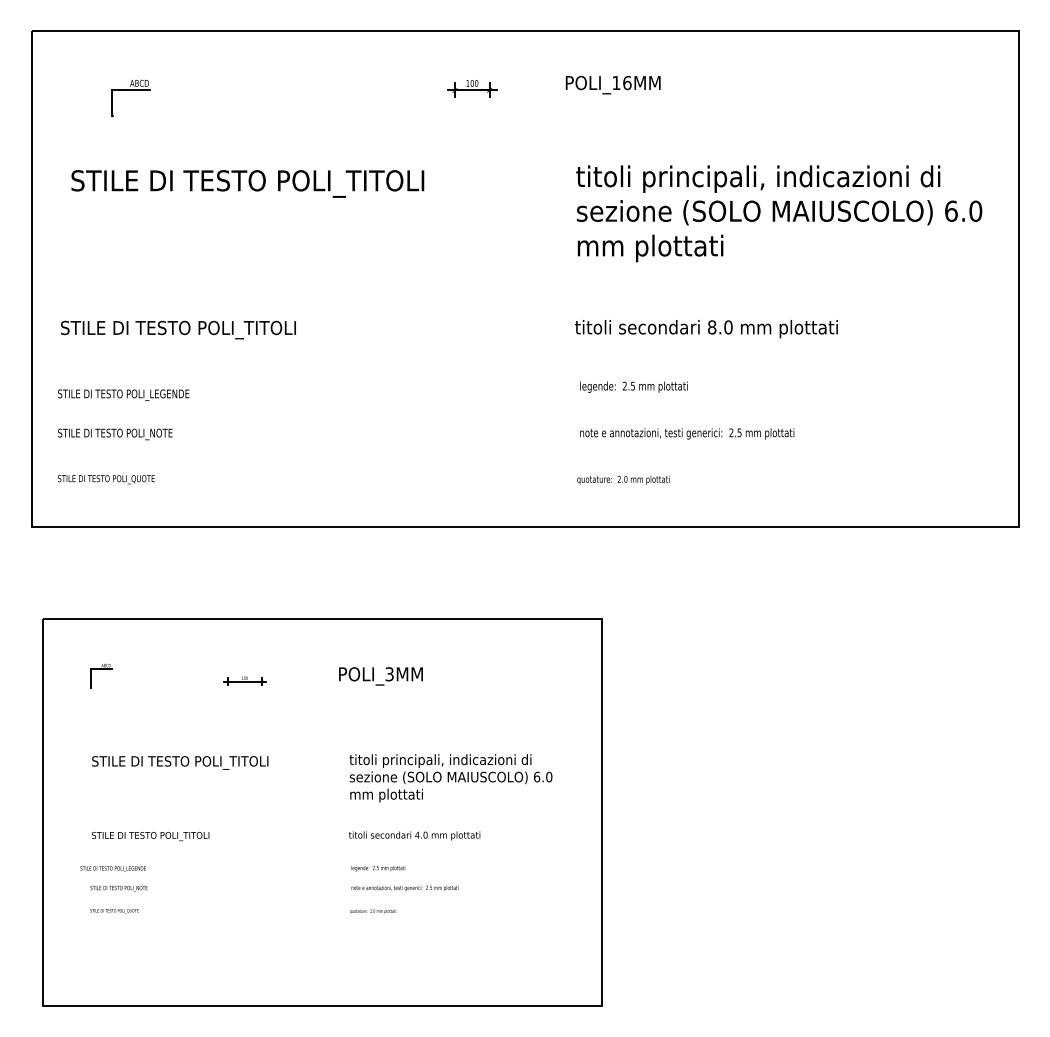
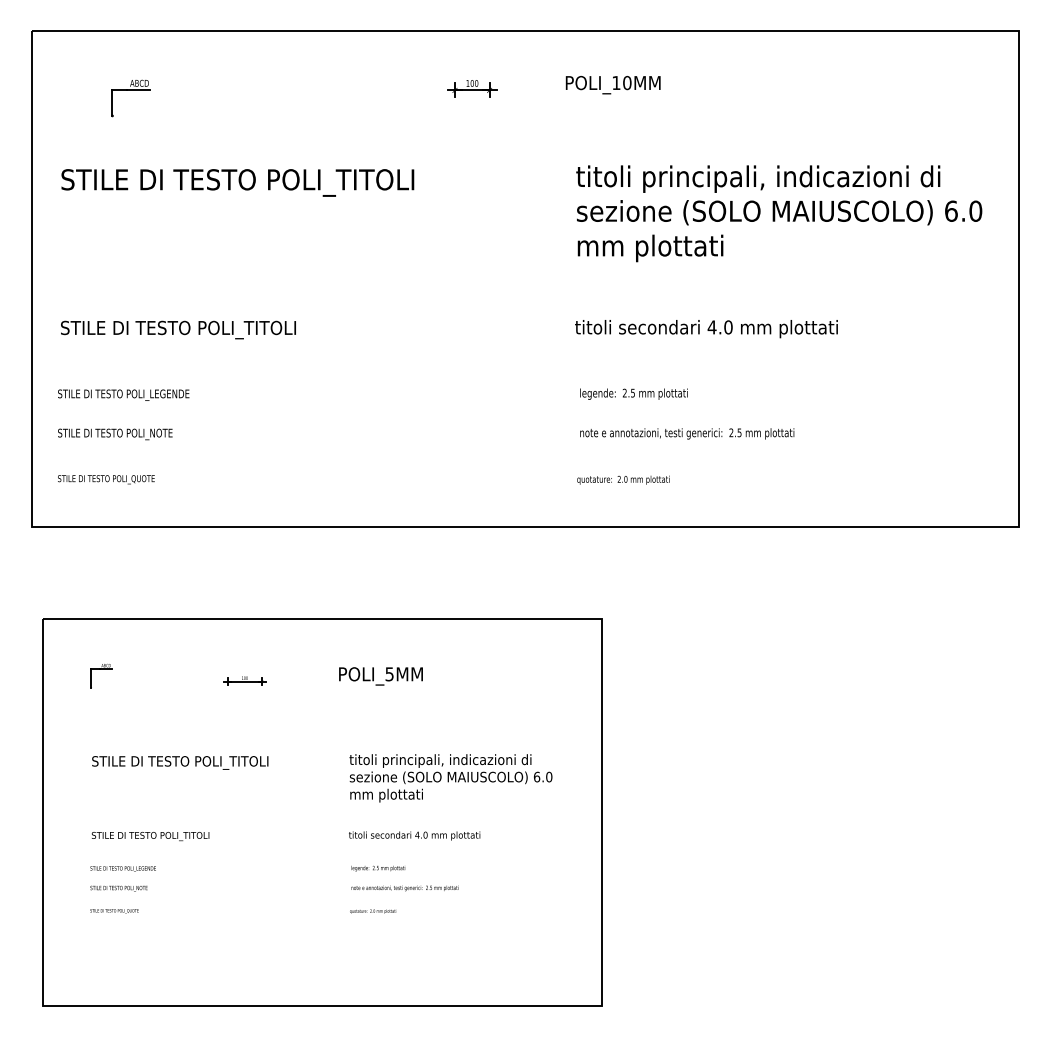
text: POLI_16MM -> POLI_10MM (627, 82)
text position: (247, 183) -> (237, 182) (237, 182)
text: 8.0 -> 4.0 (711, 327)
text position: (633, 386) -> (633, 393) (633, 393)
text: POLI_3MM -> POLI_5MM (389, 673)
text position: (112, 868) -> (122, 868) (122, 868)
